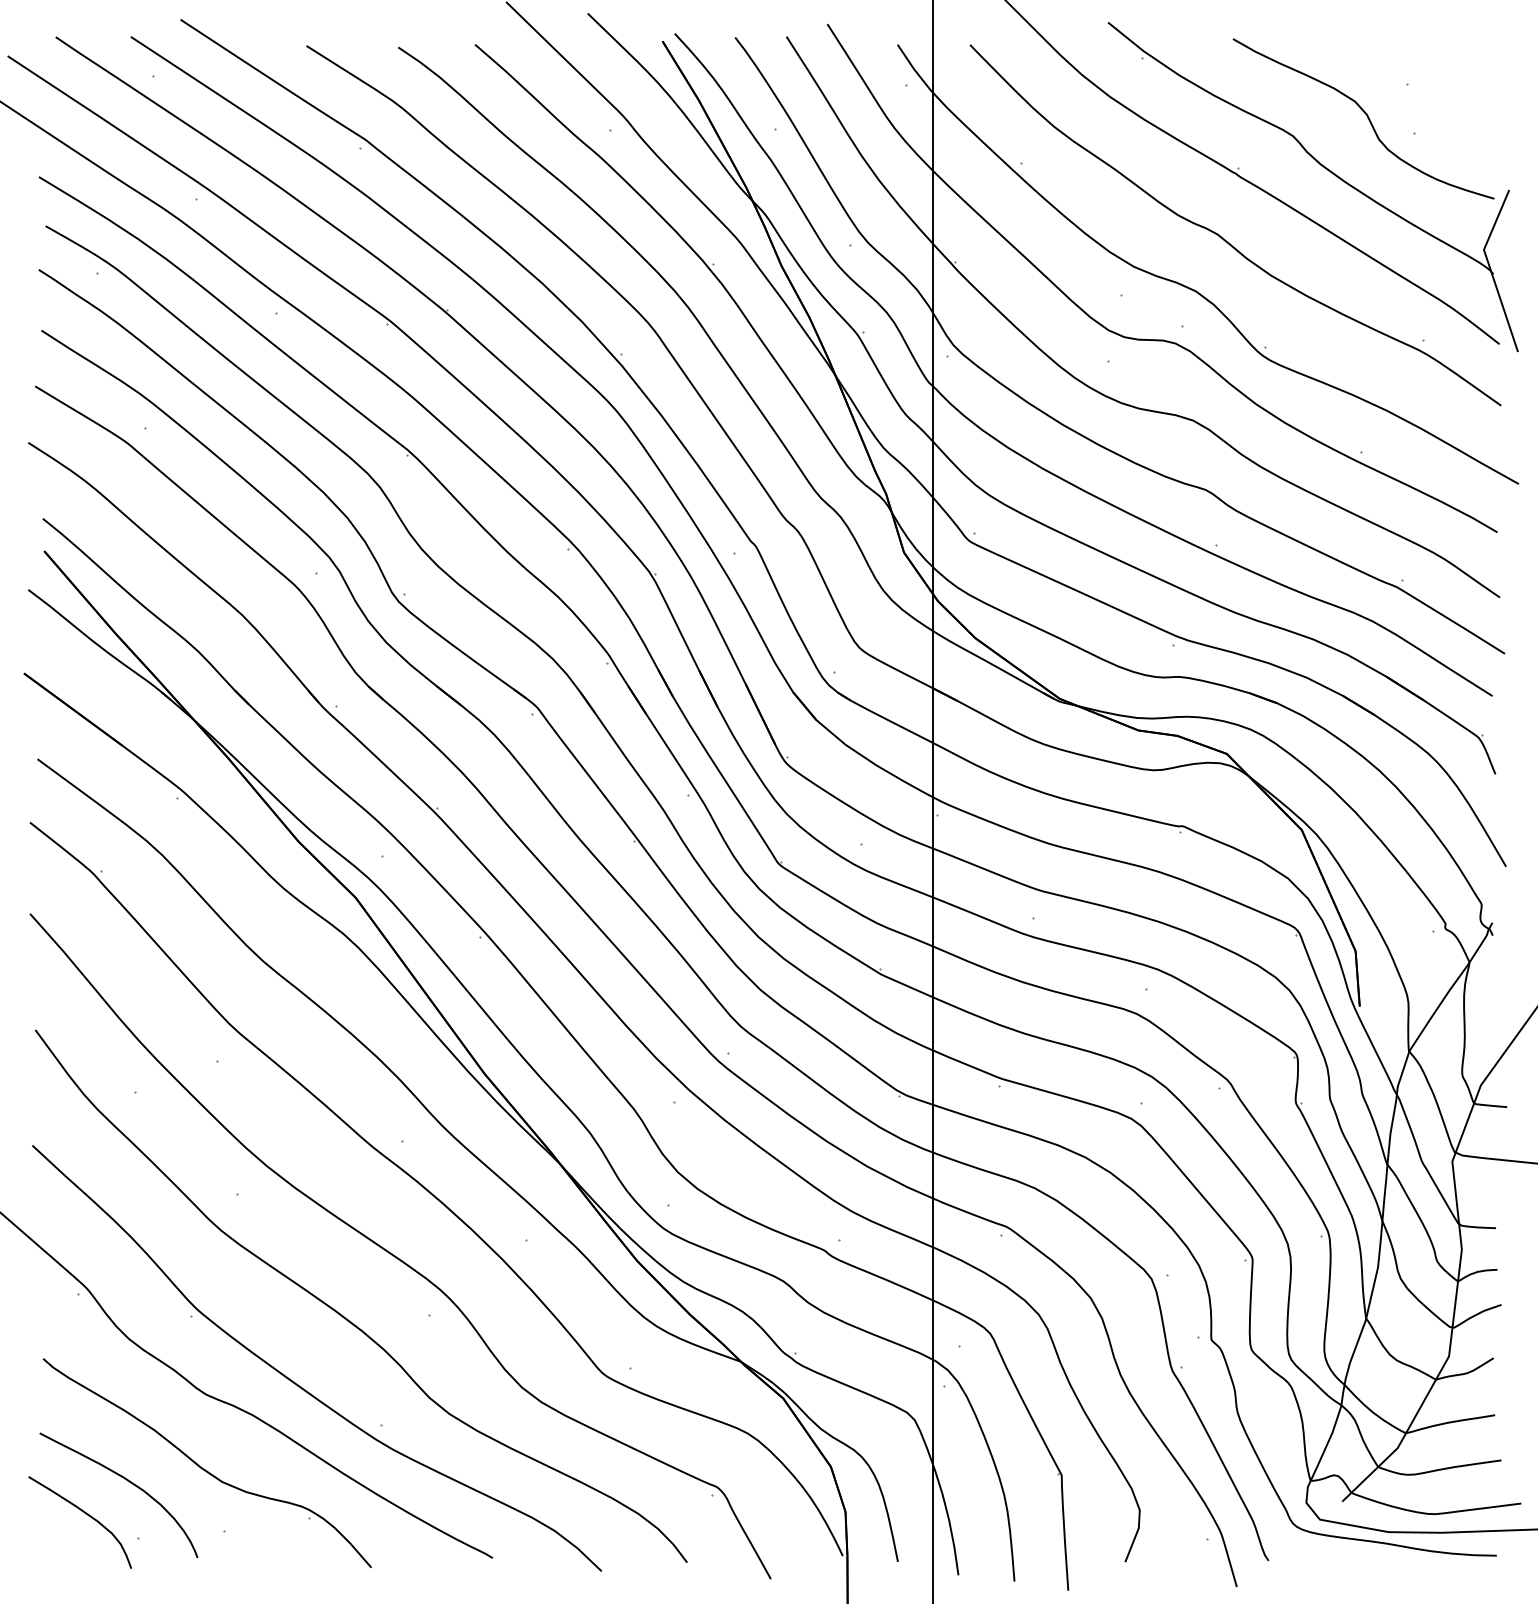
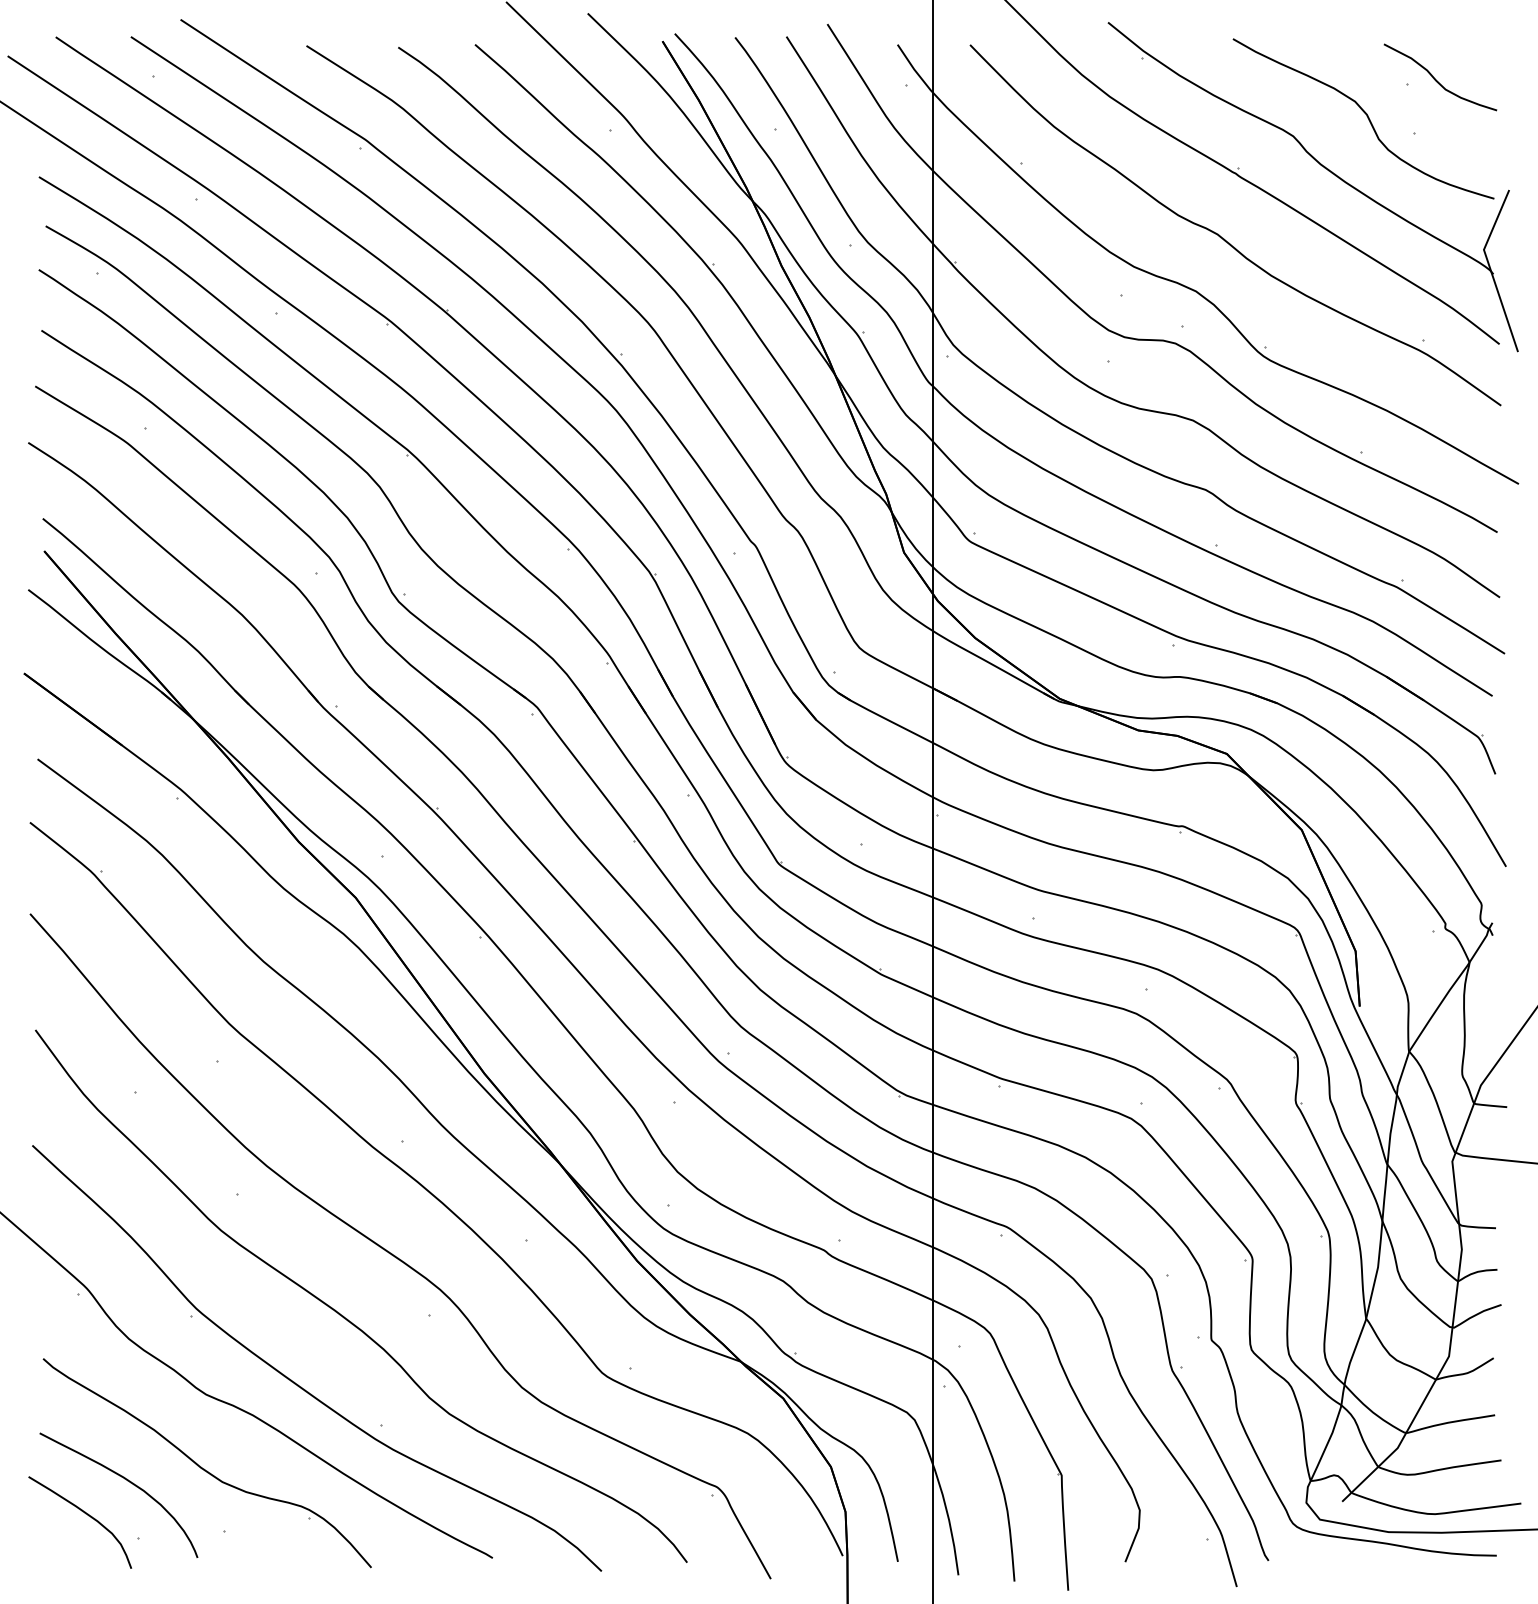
curve: none -> present (1437, 80)
